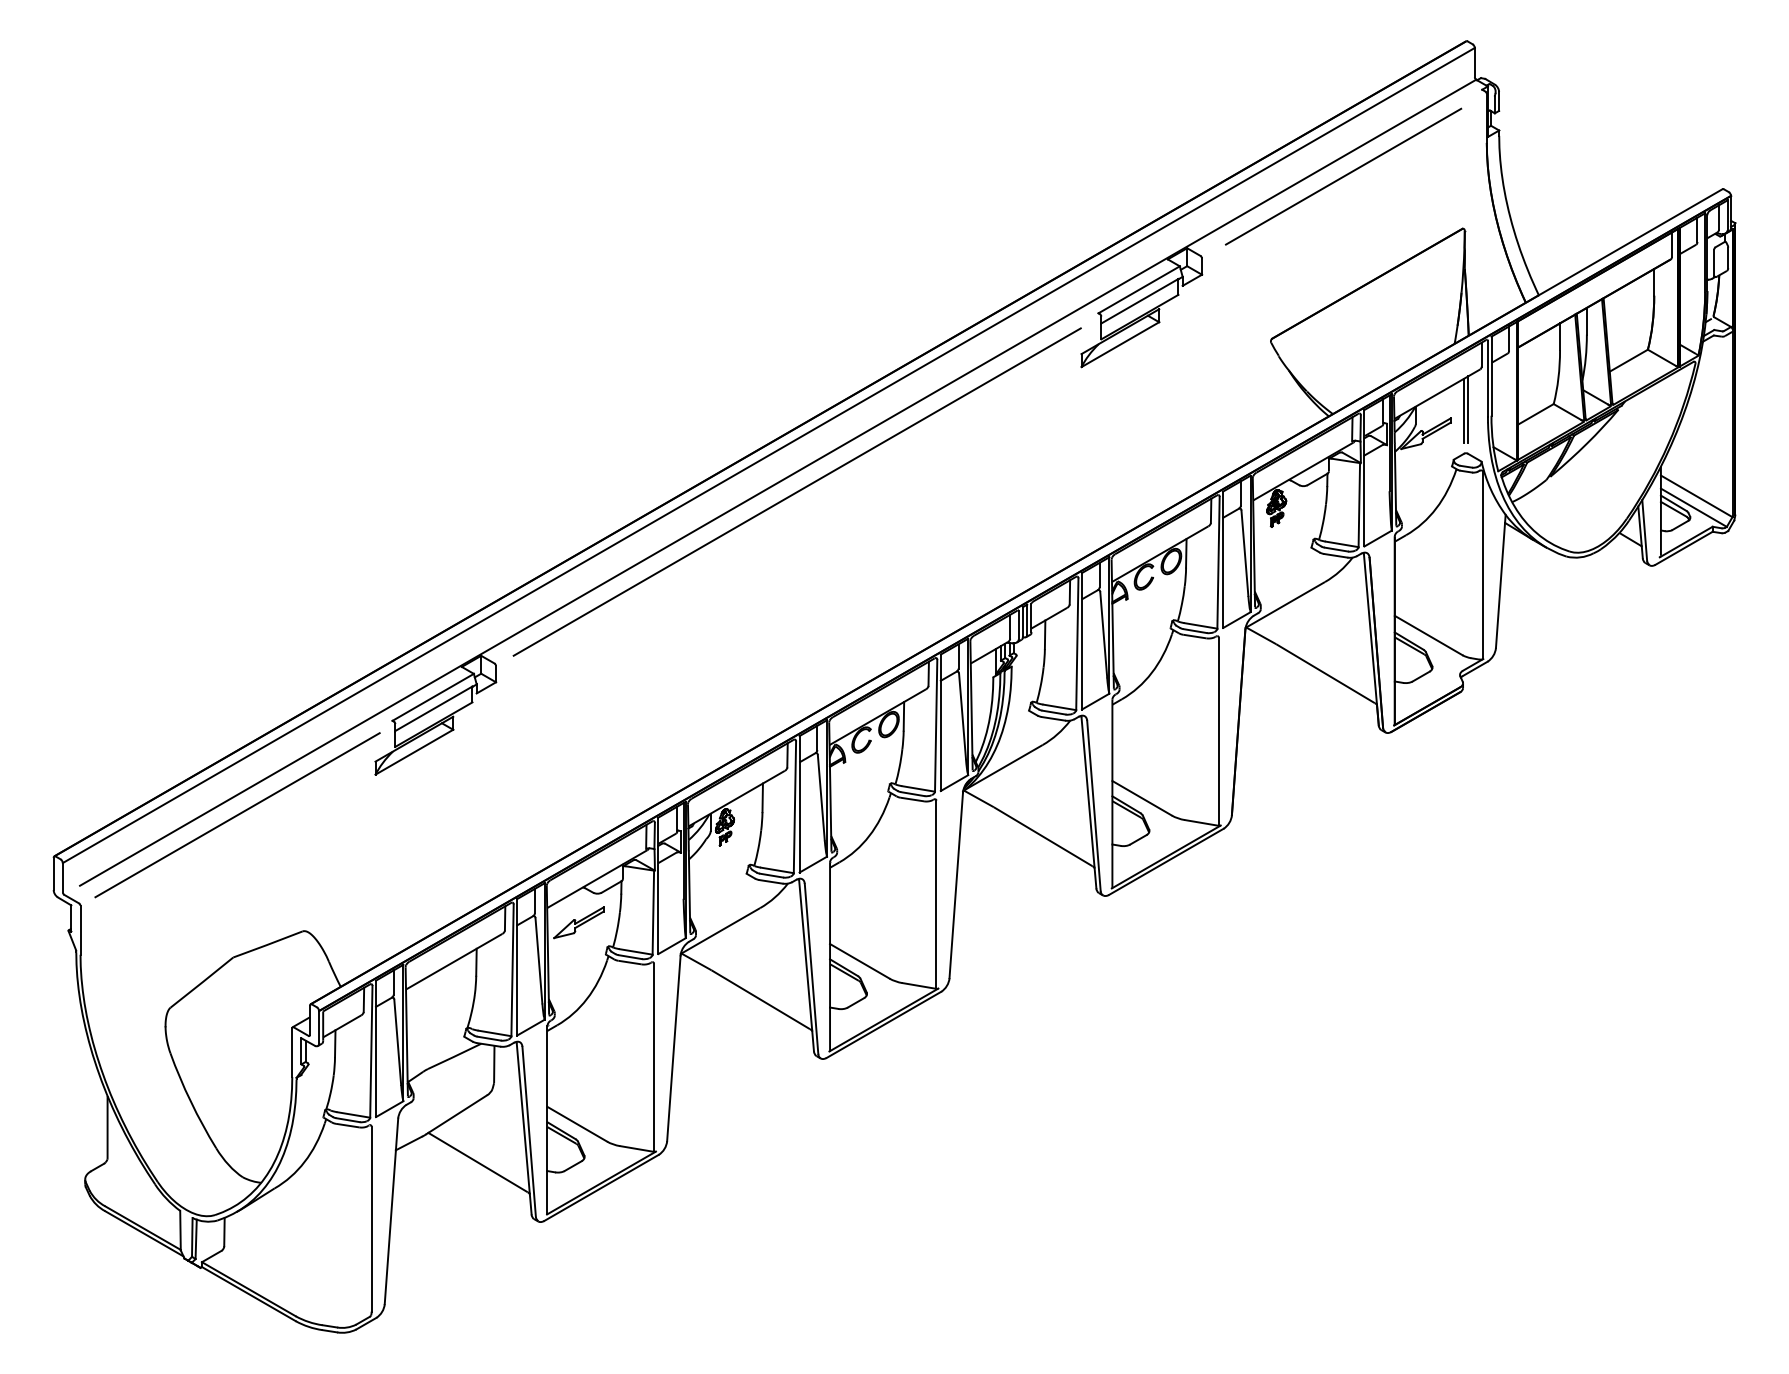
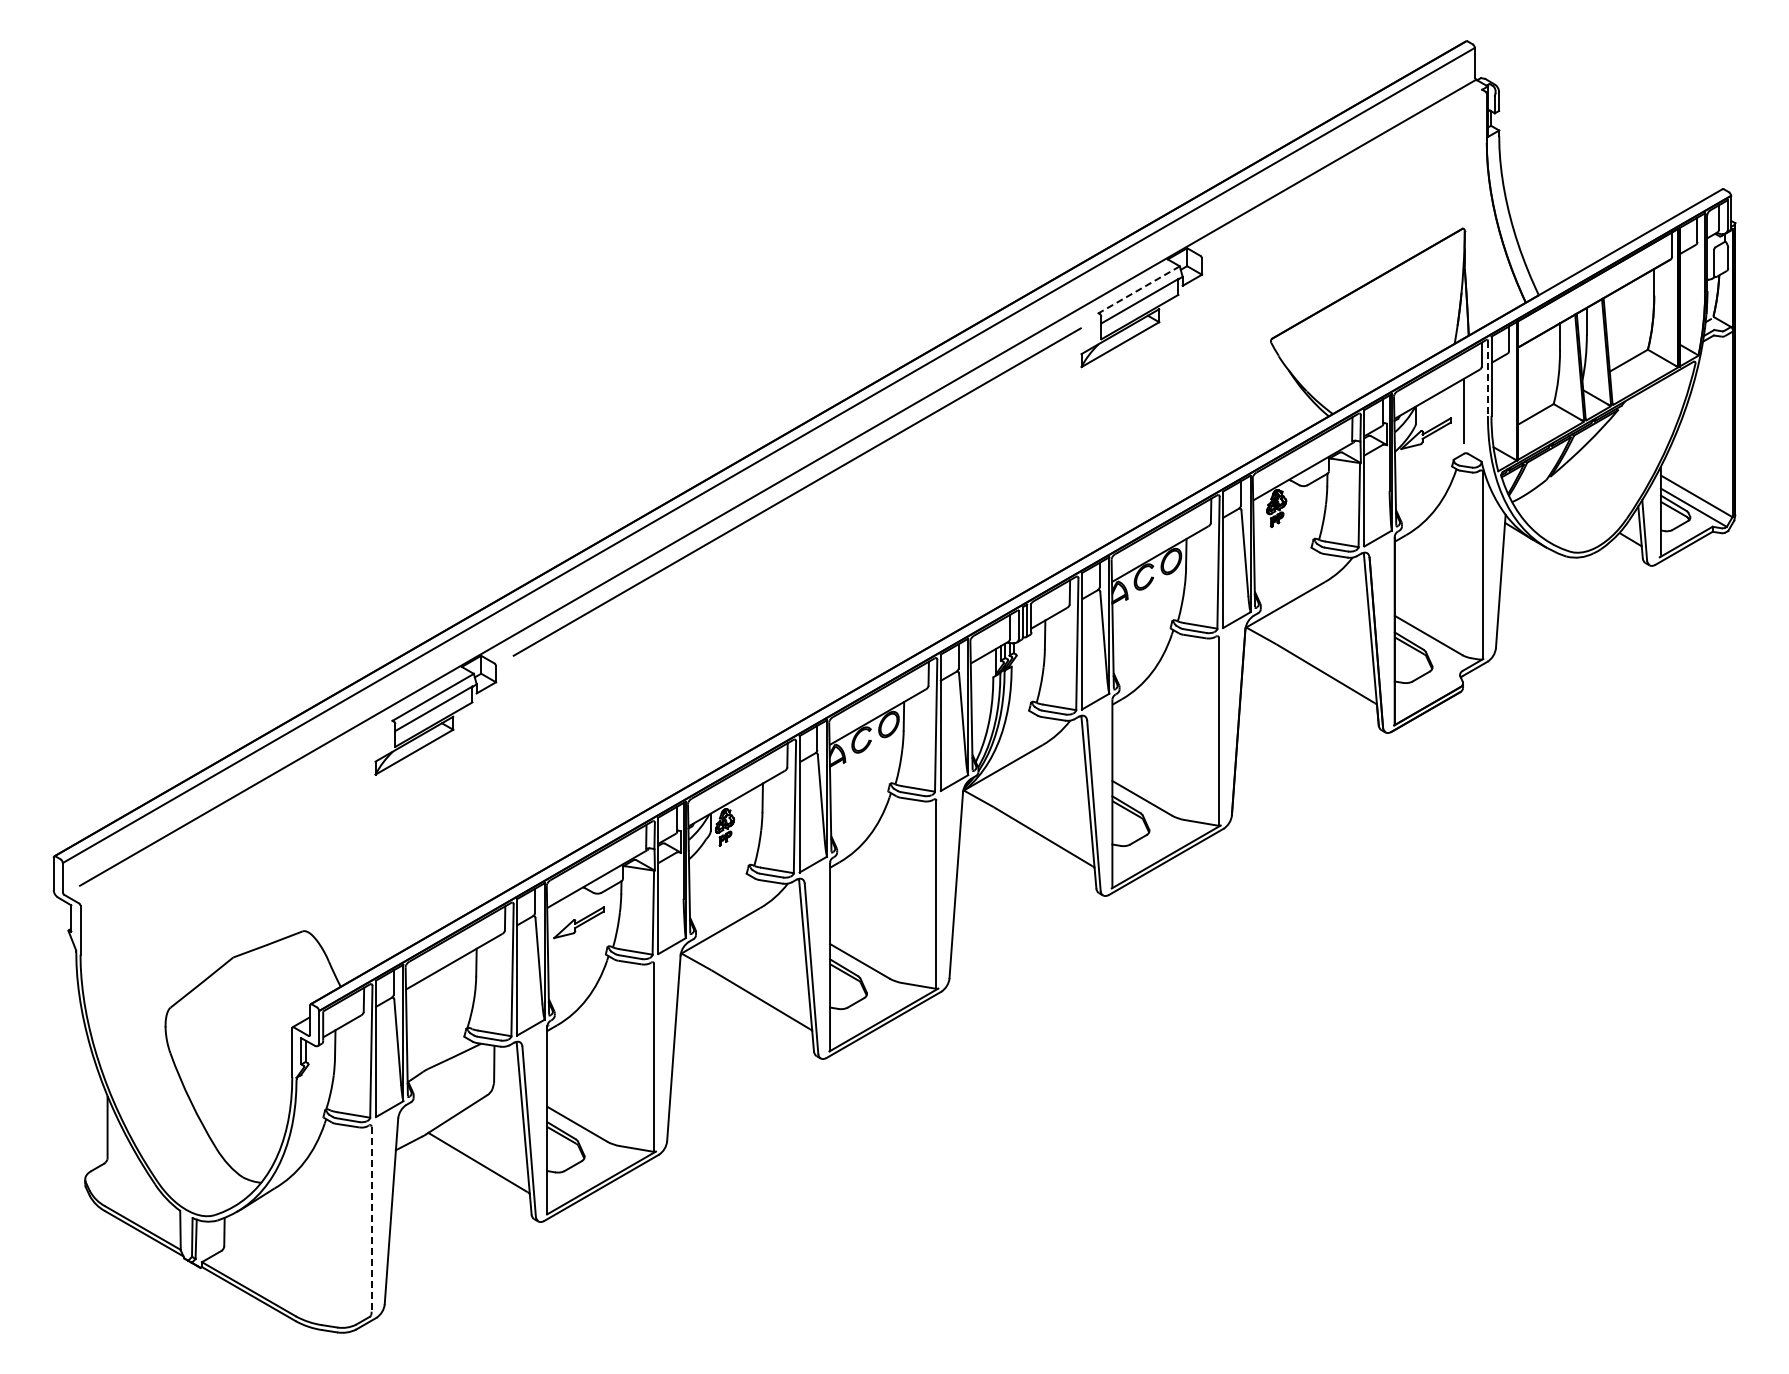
line: present -> none (1343, 176)
line: solid -> dashed (1139, 289)
line: solid -> dashed (1487, 379)
line: present -> none (1468, 409)
line: present -> none (237, 815)
line: solid -> dashed (371, 1219)
